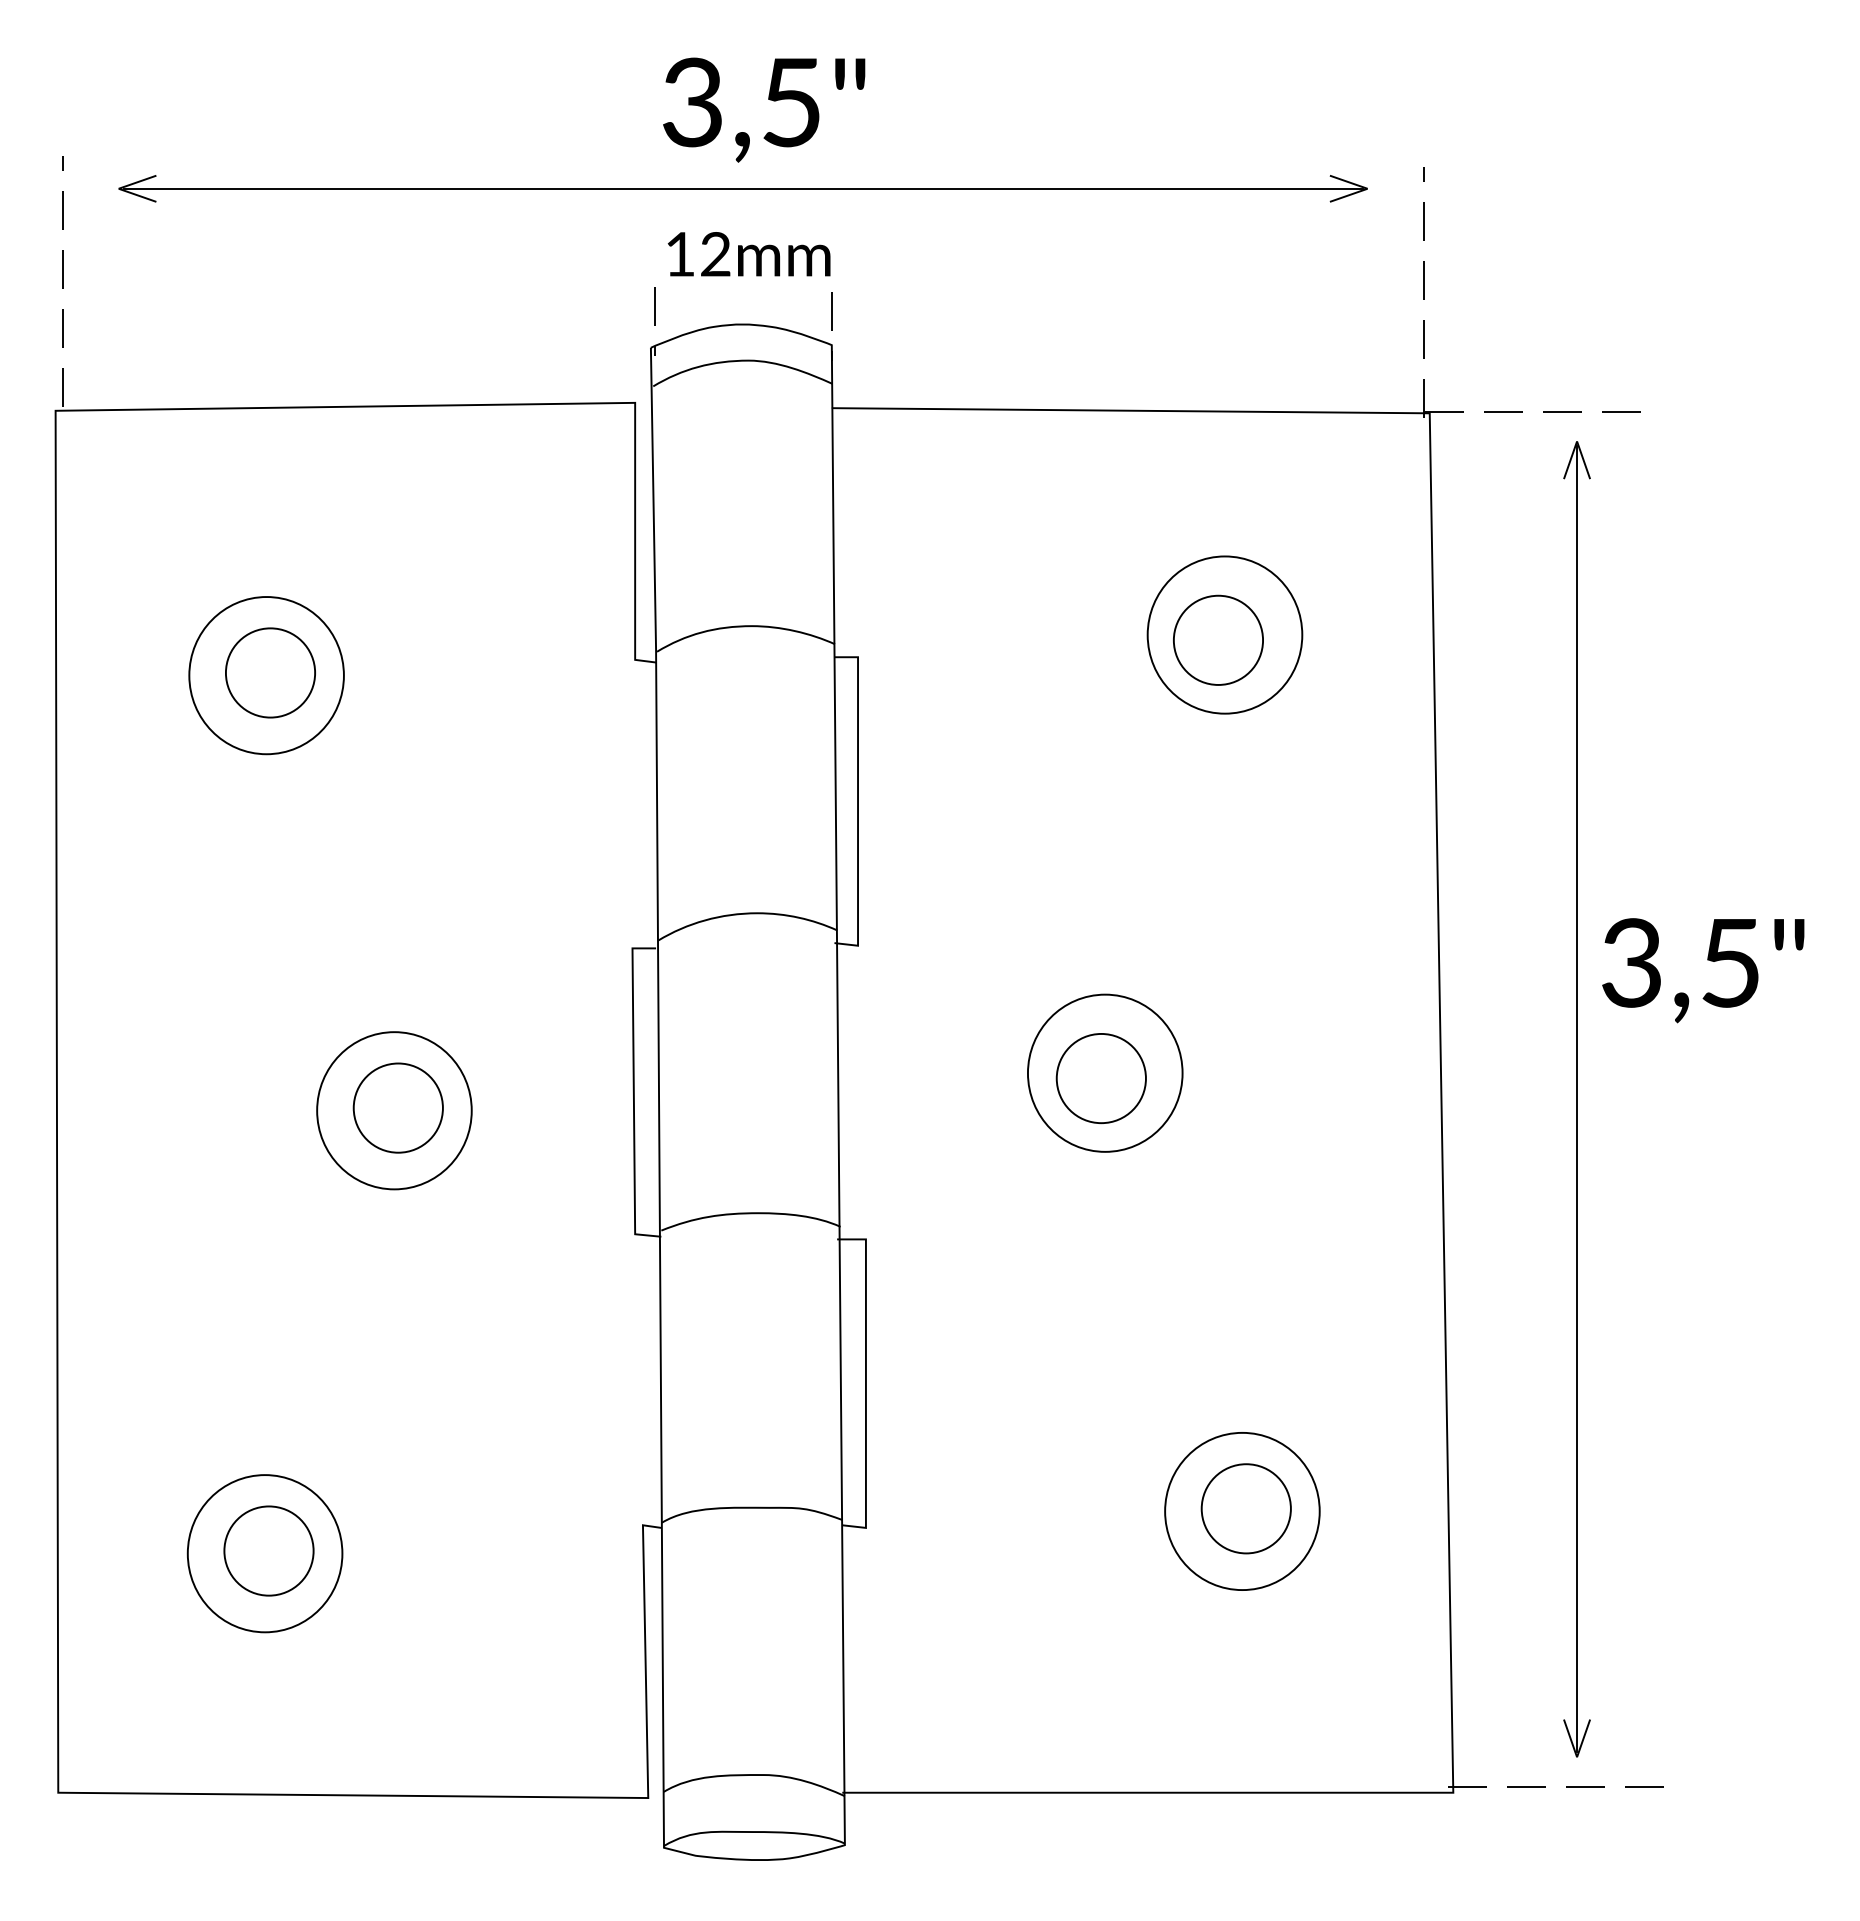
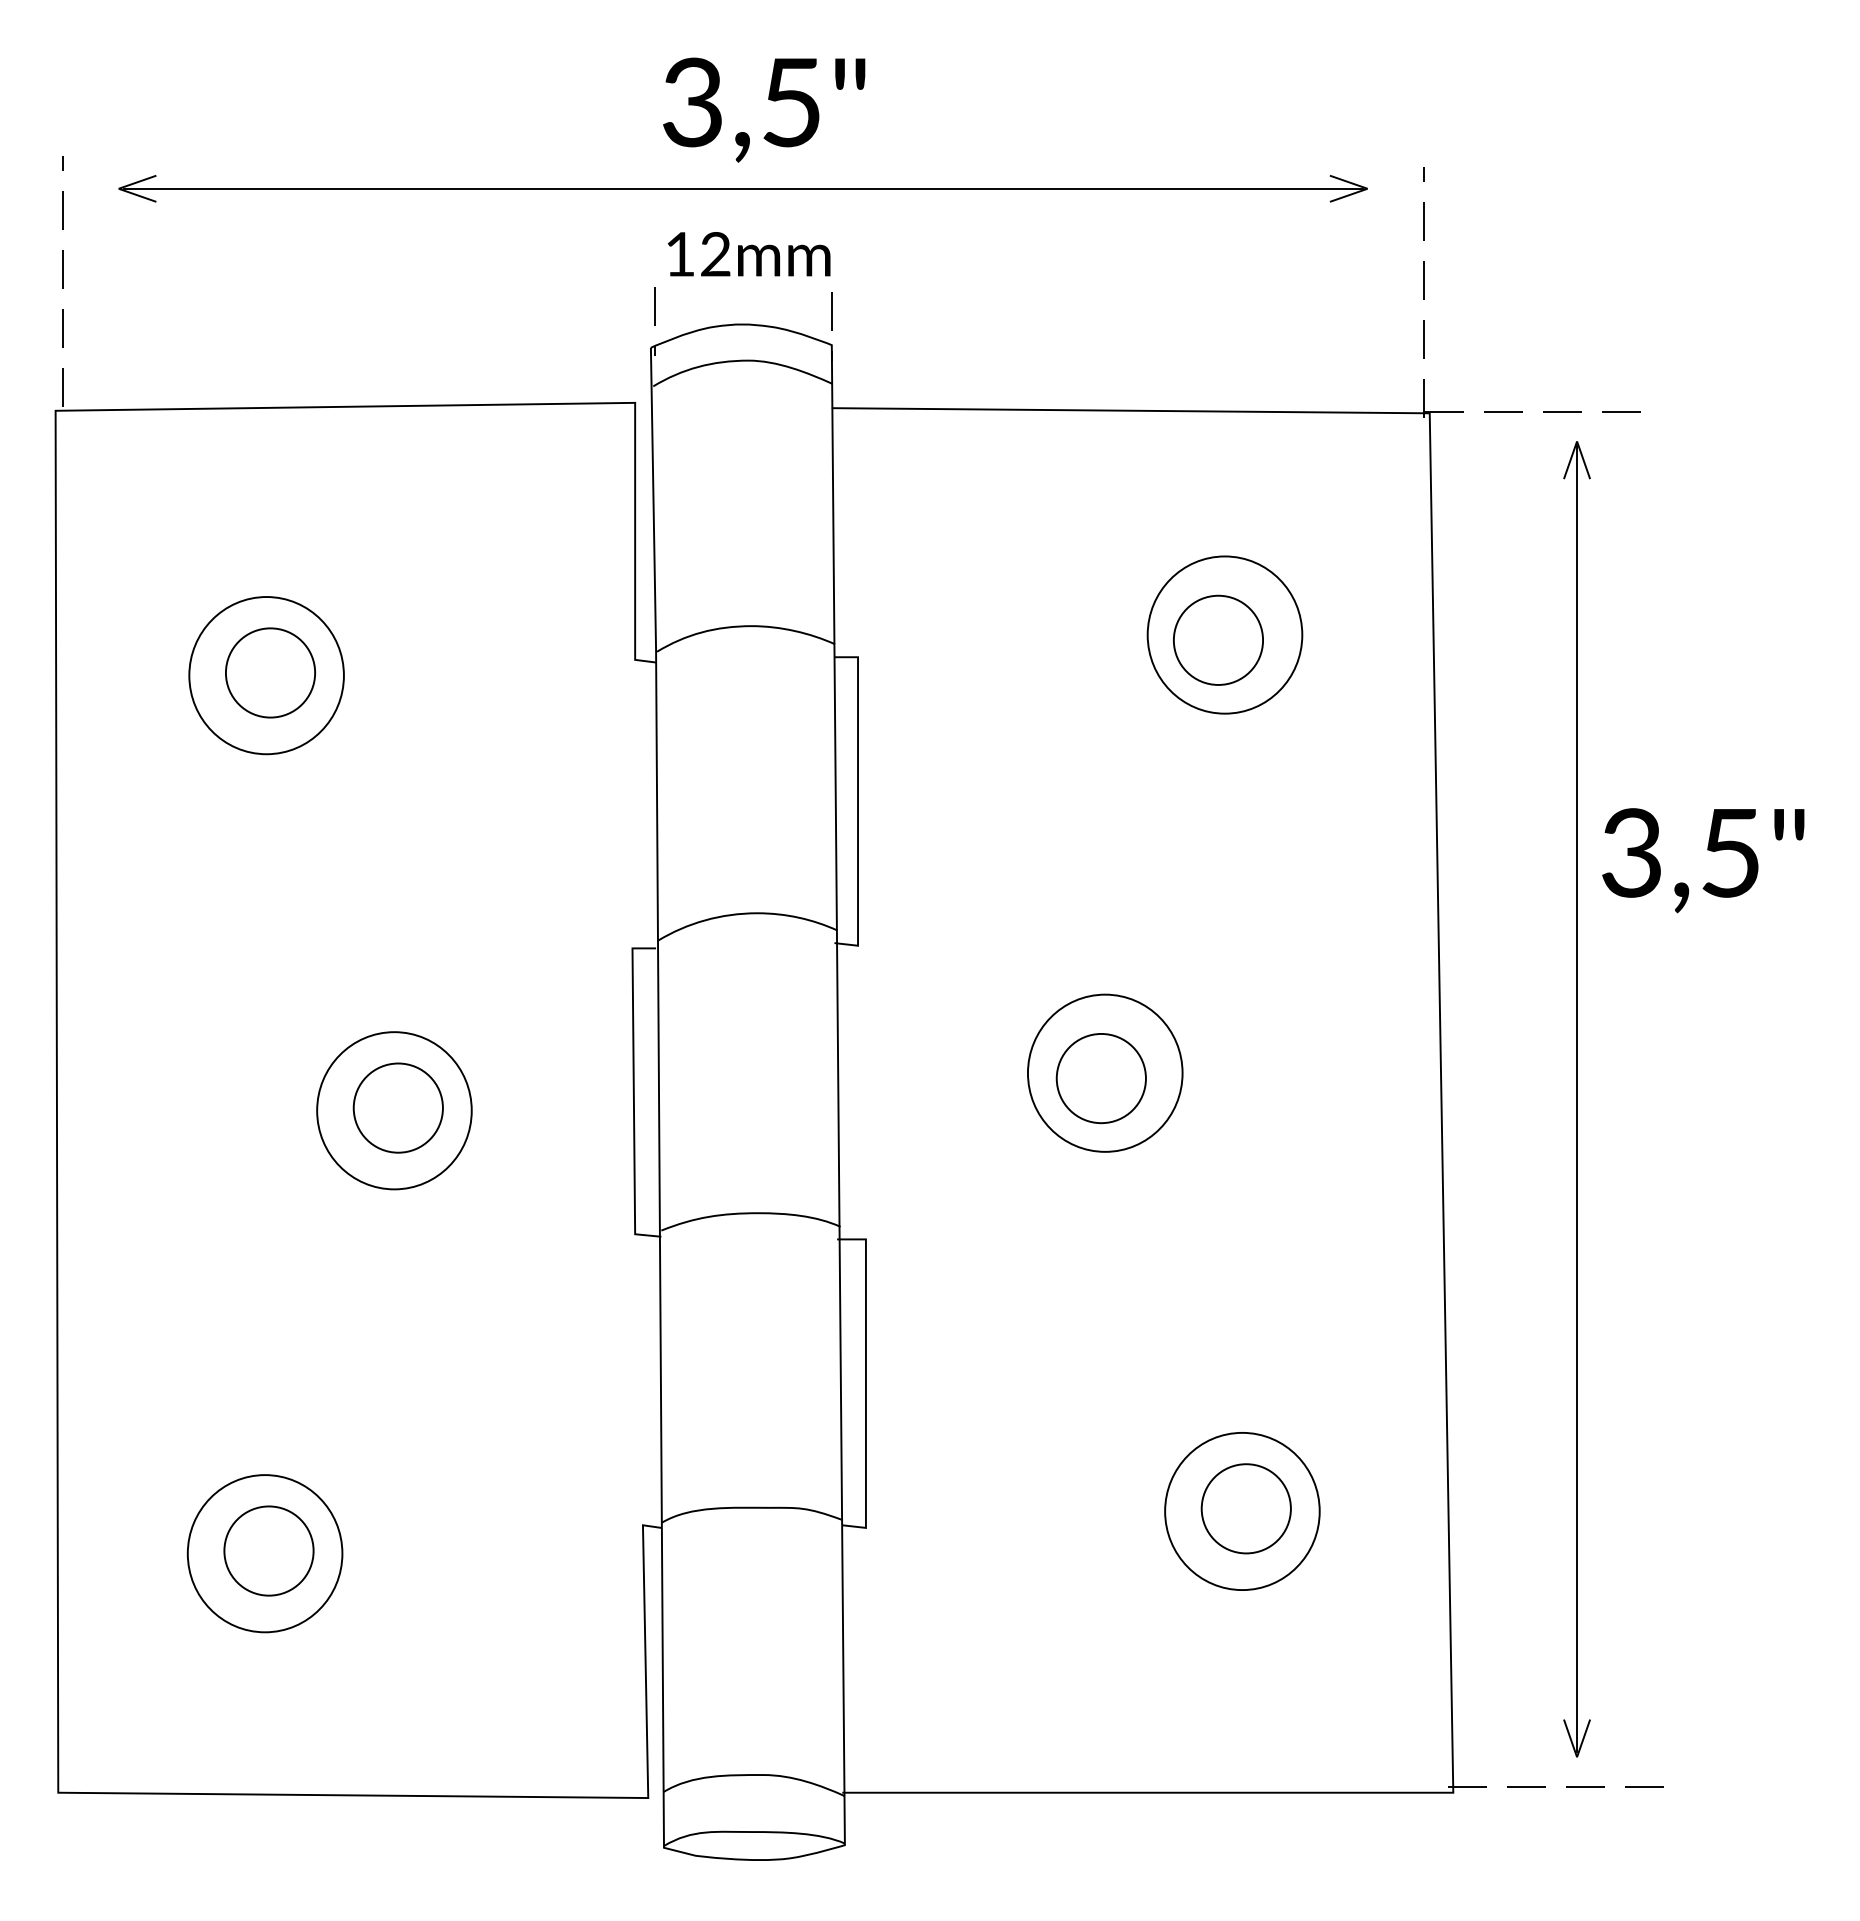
part position: (1707, 960) -> (1707, 850) (1707, 850)
